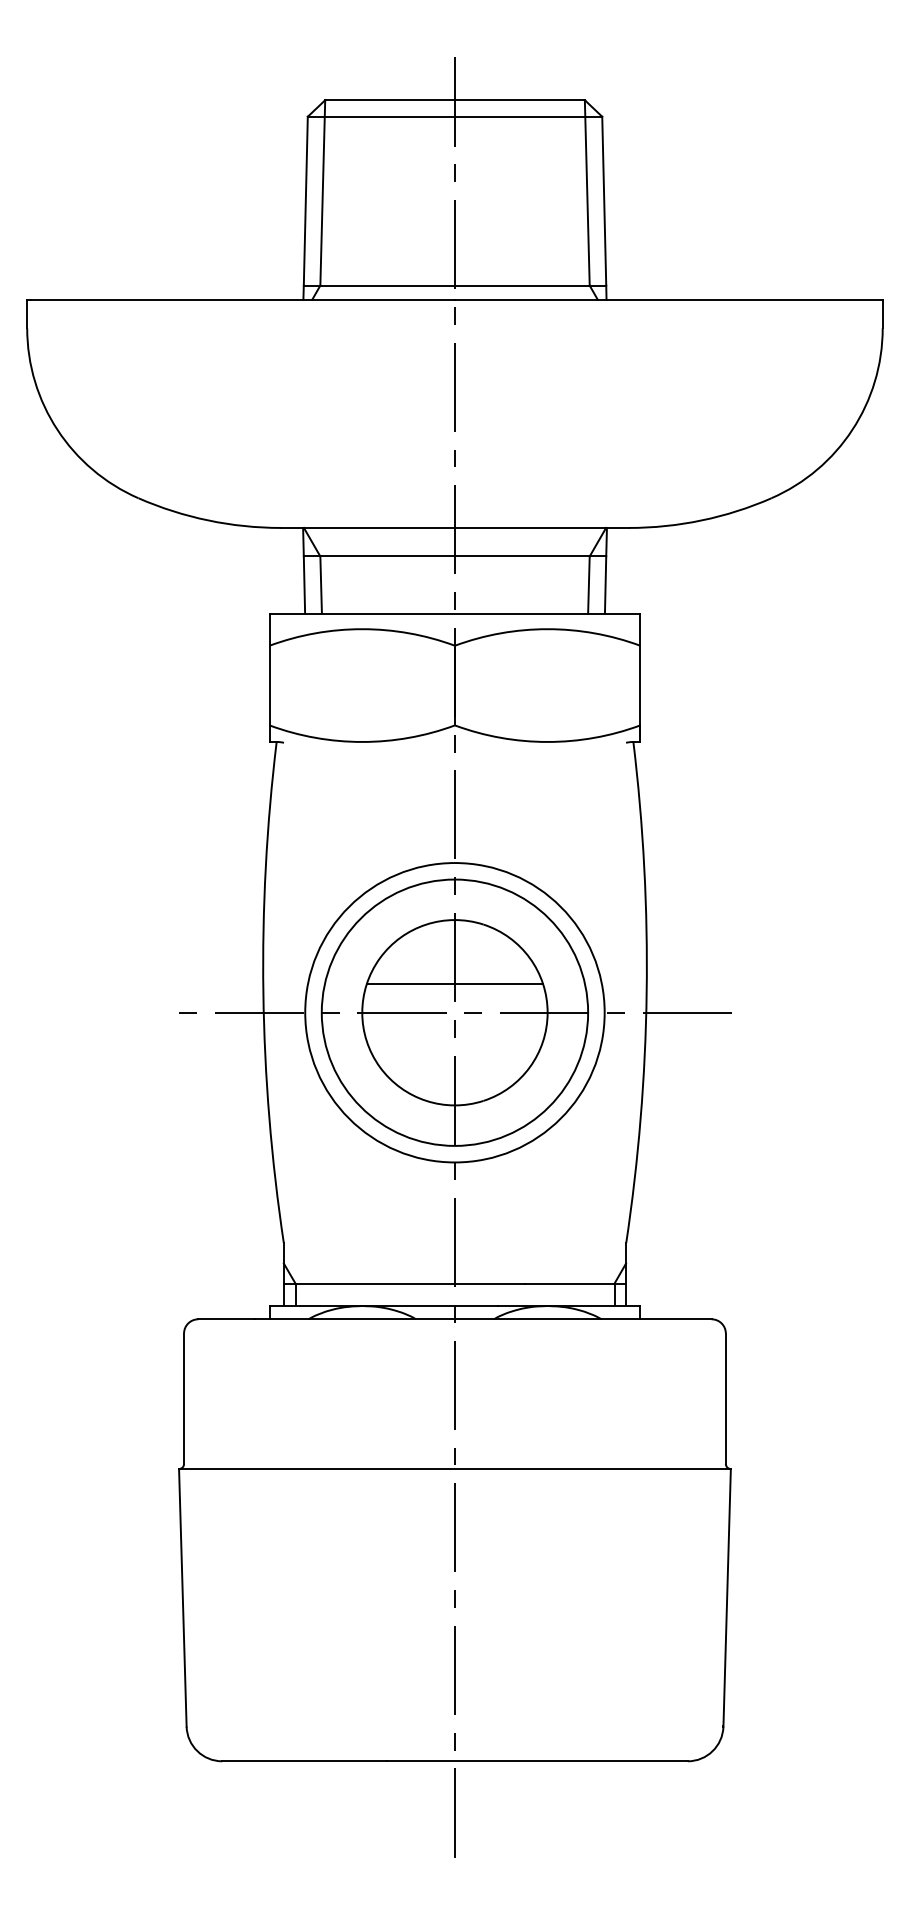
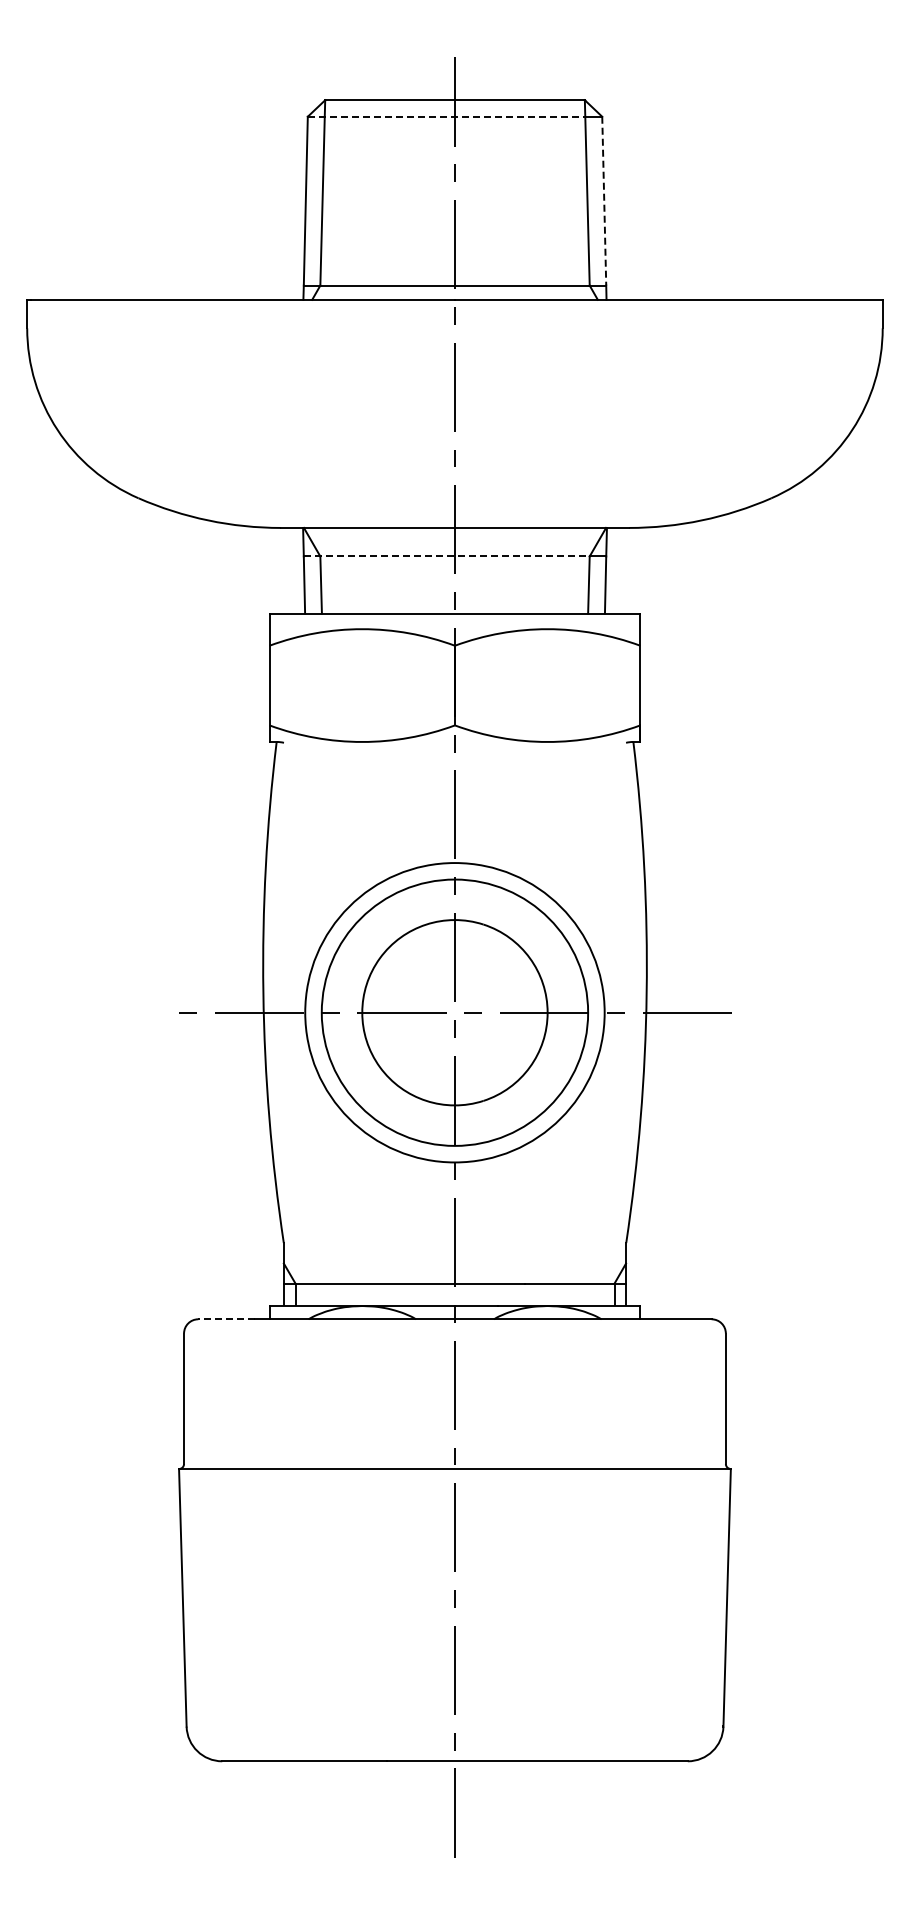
line: solid -> dashed (446, 116)
line: solid -> dashed (604, 201)
line: solid -> dashed (446, 556)
line: present -> none (454, 984)
line: solid -> dashed (226, 1319)
